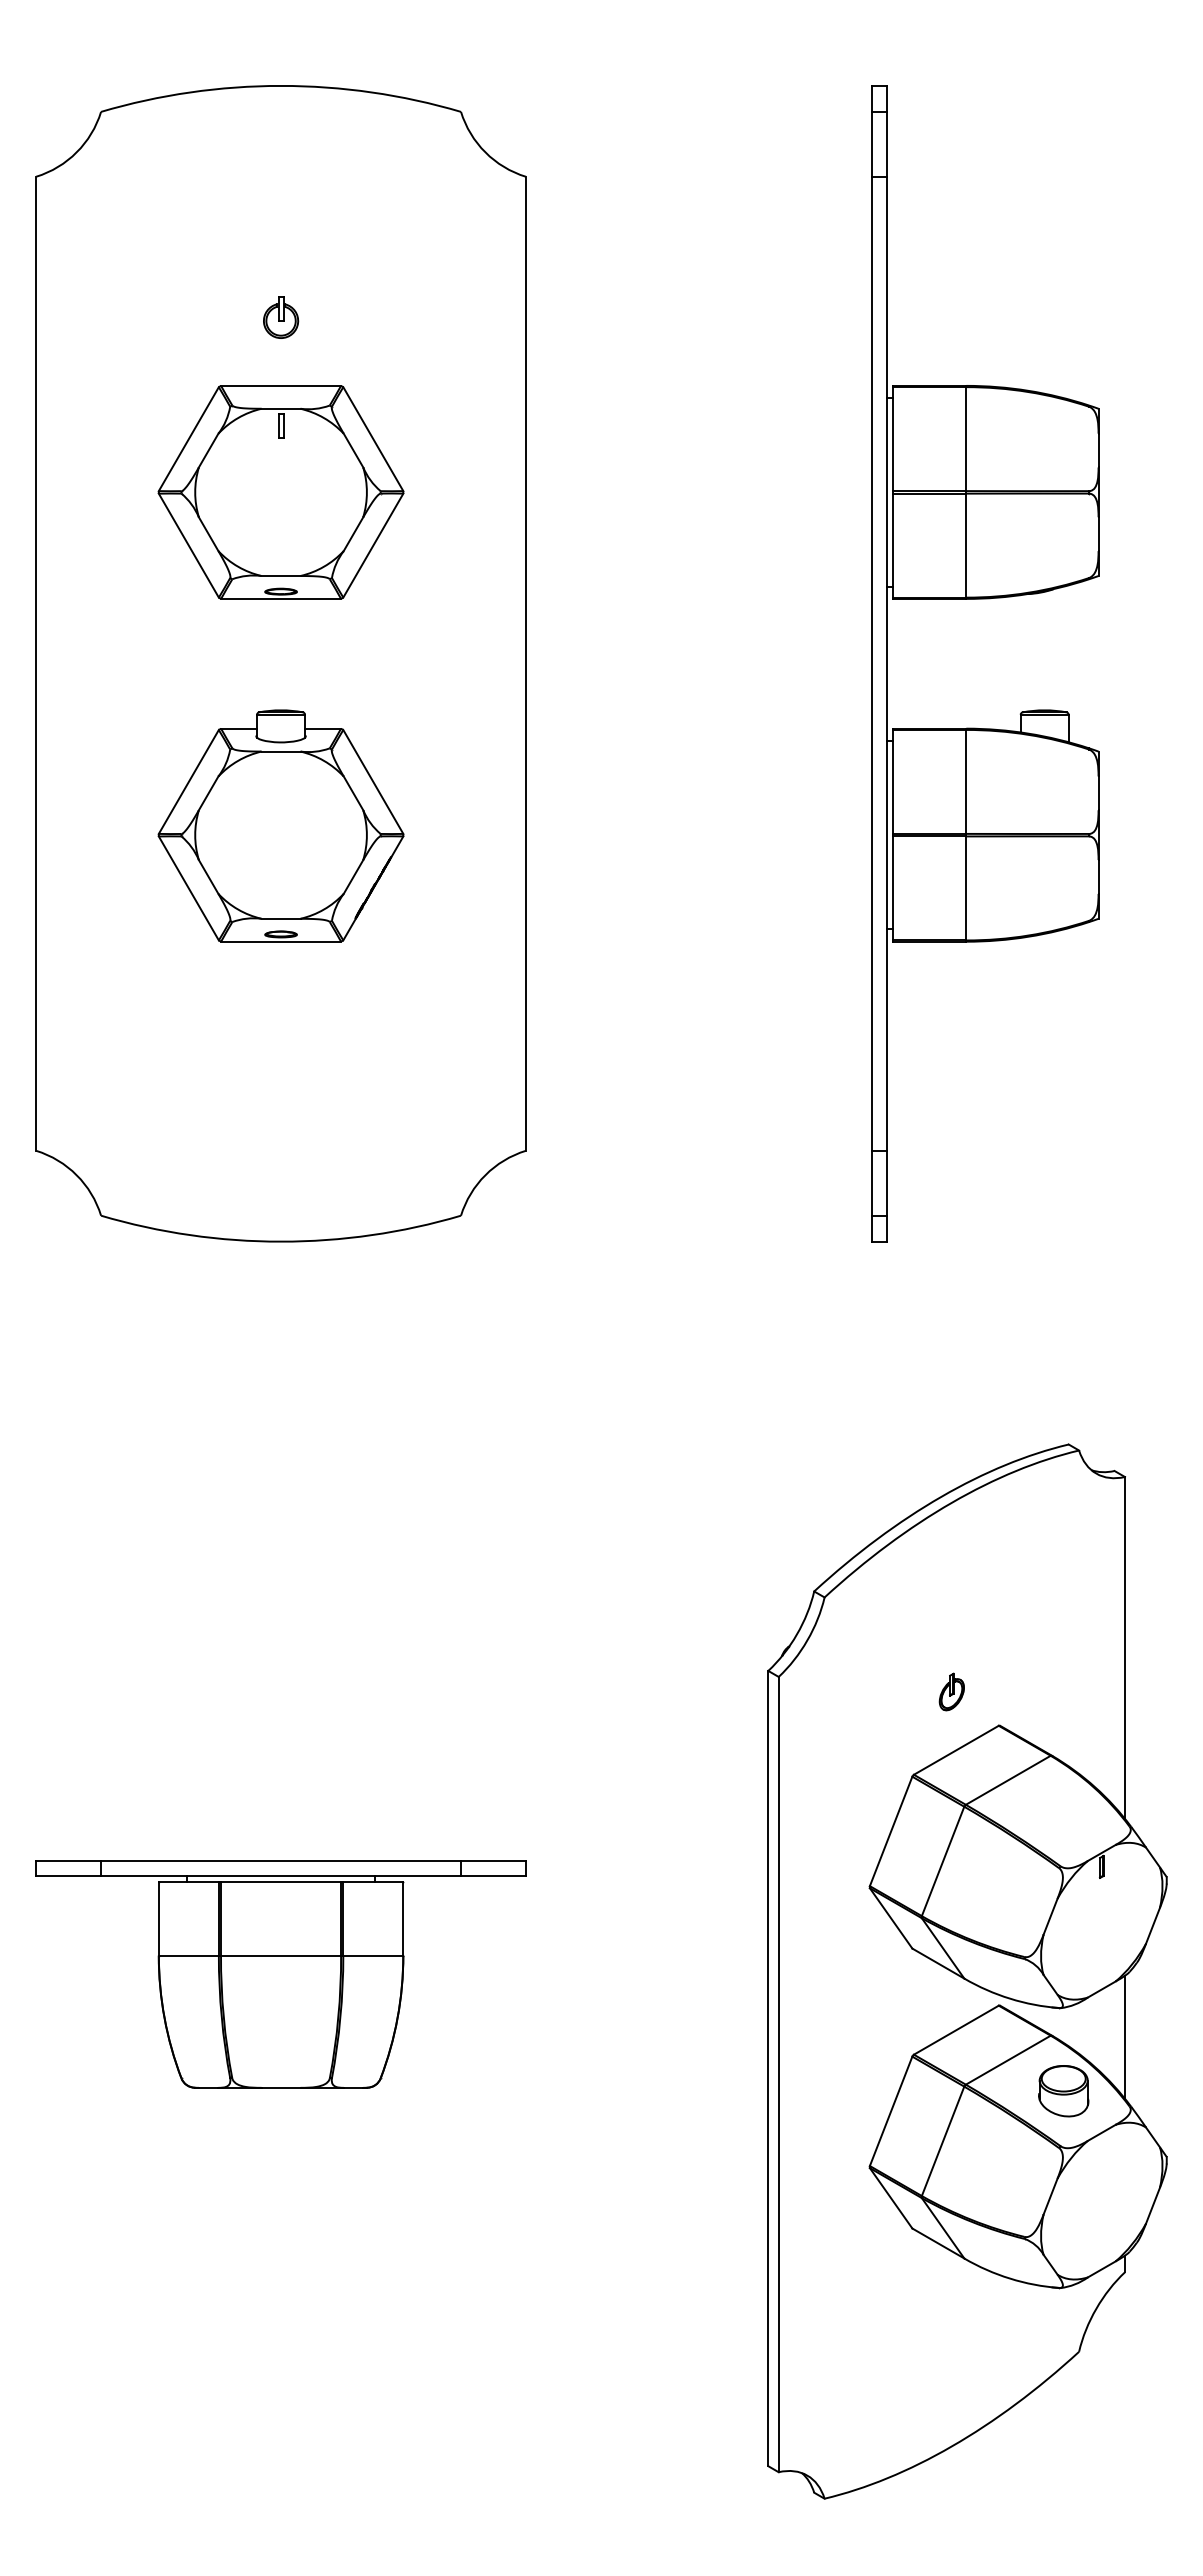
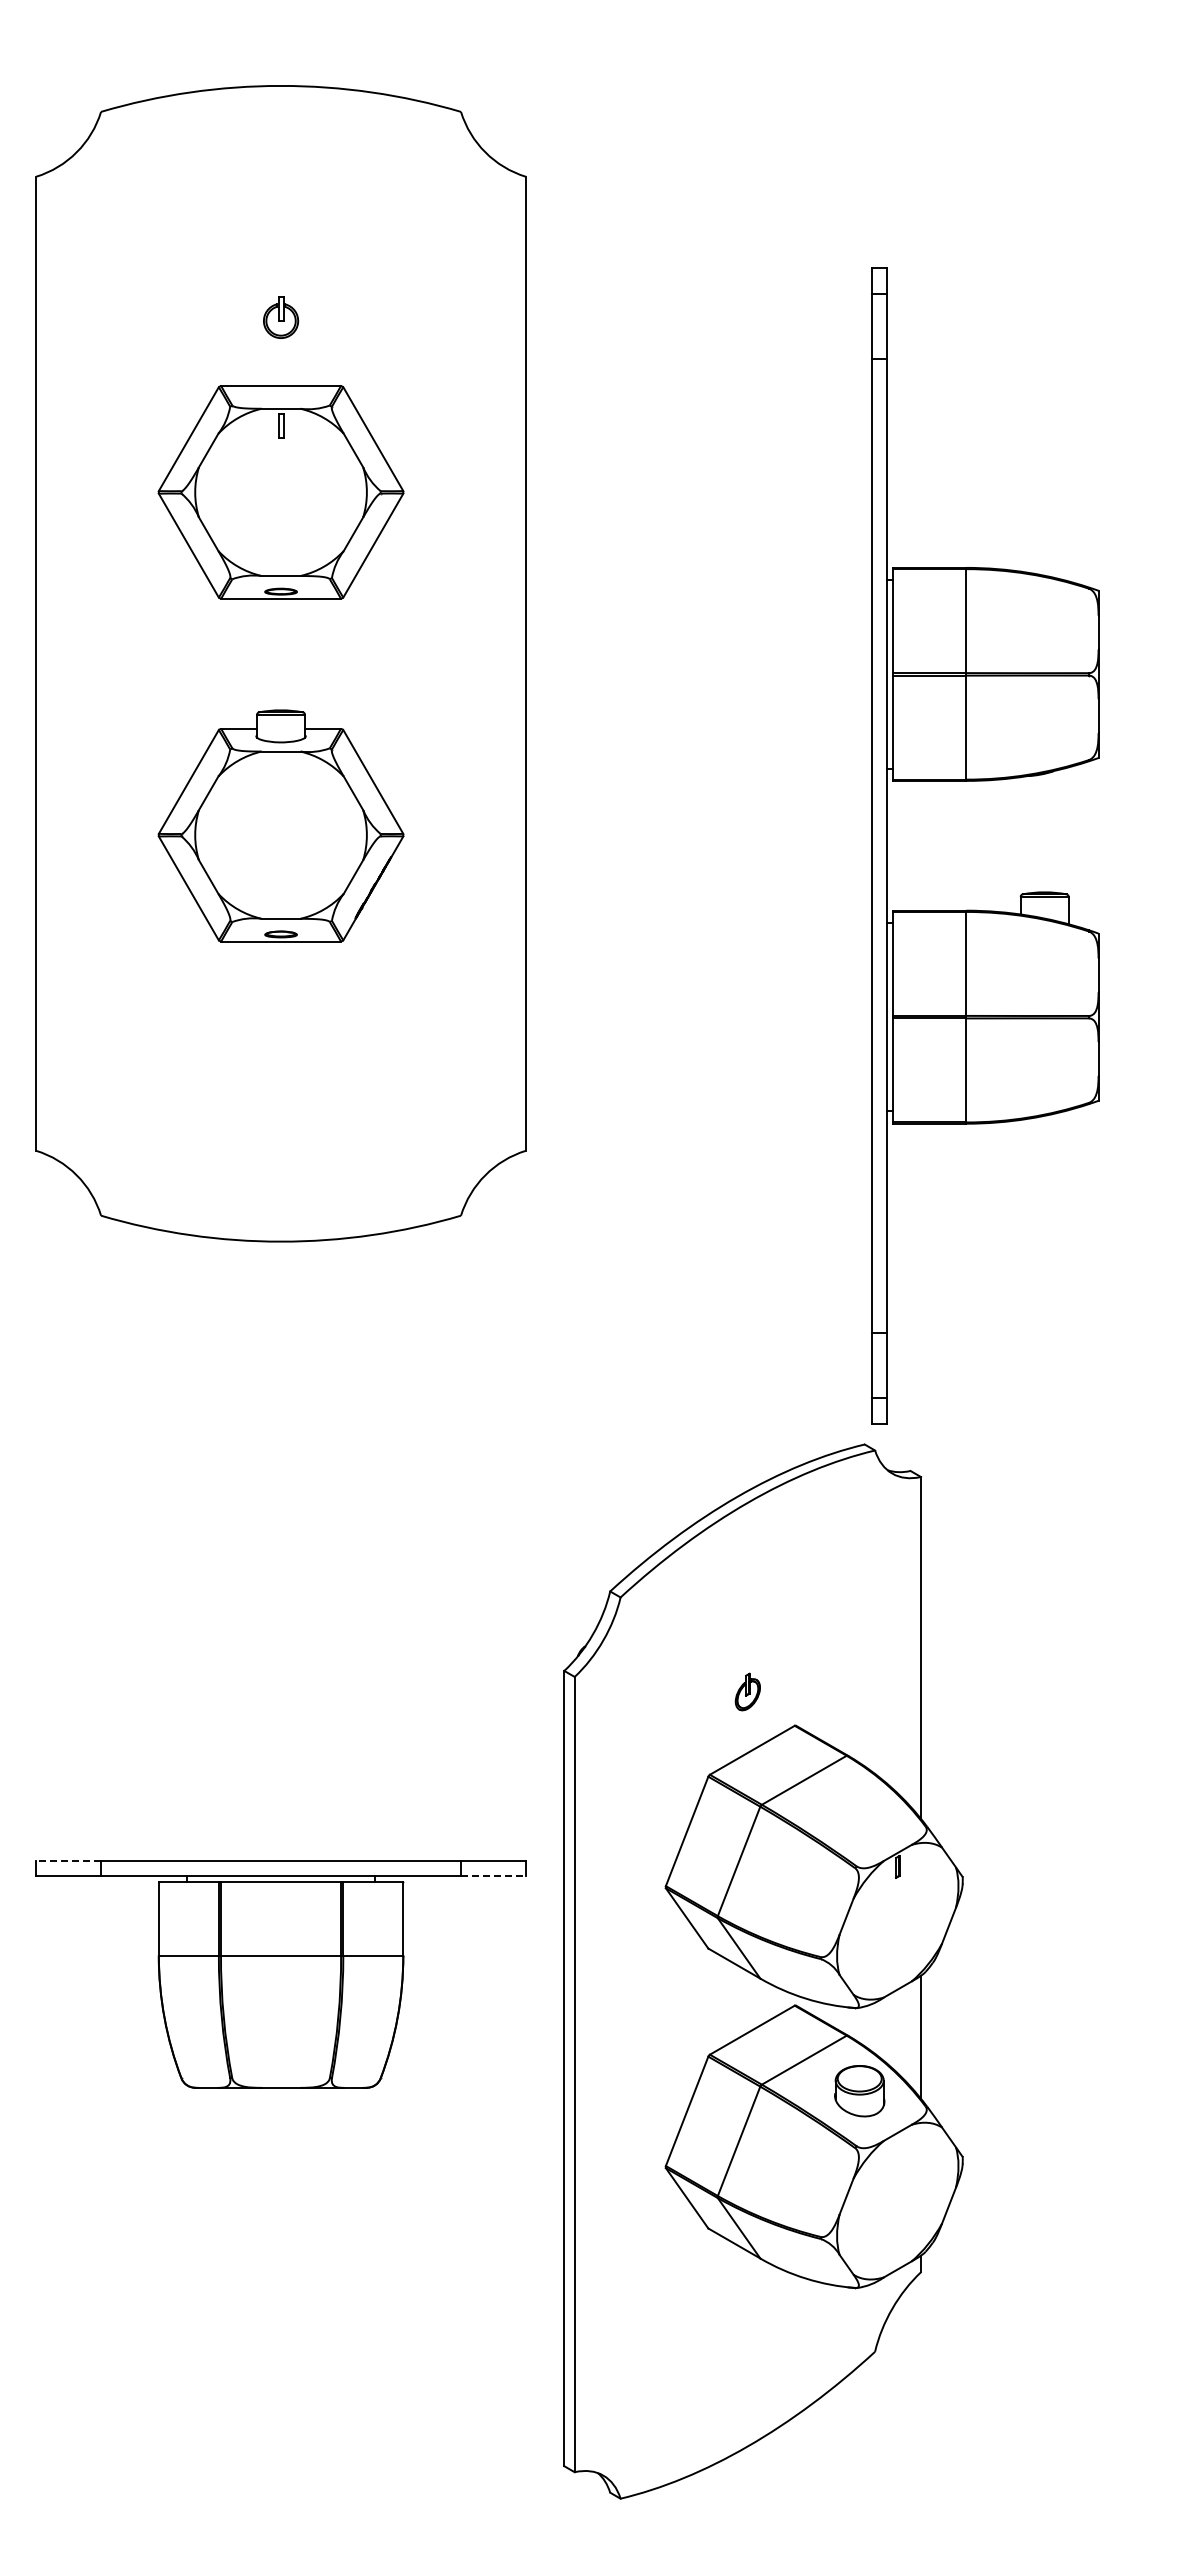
part position: (1021, 711) -> (1021, 893) (1021, 893)
line: solid -> dashed (68, 1861)
line: solid -> dashed (493, 1875)
part position: (967, 1971) -> (763, 1971) (763, 1971)
